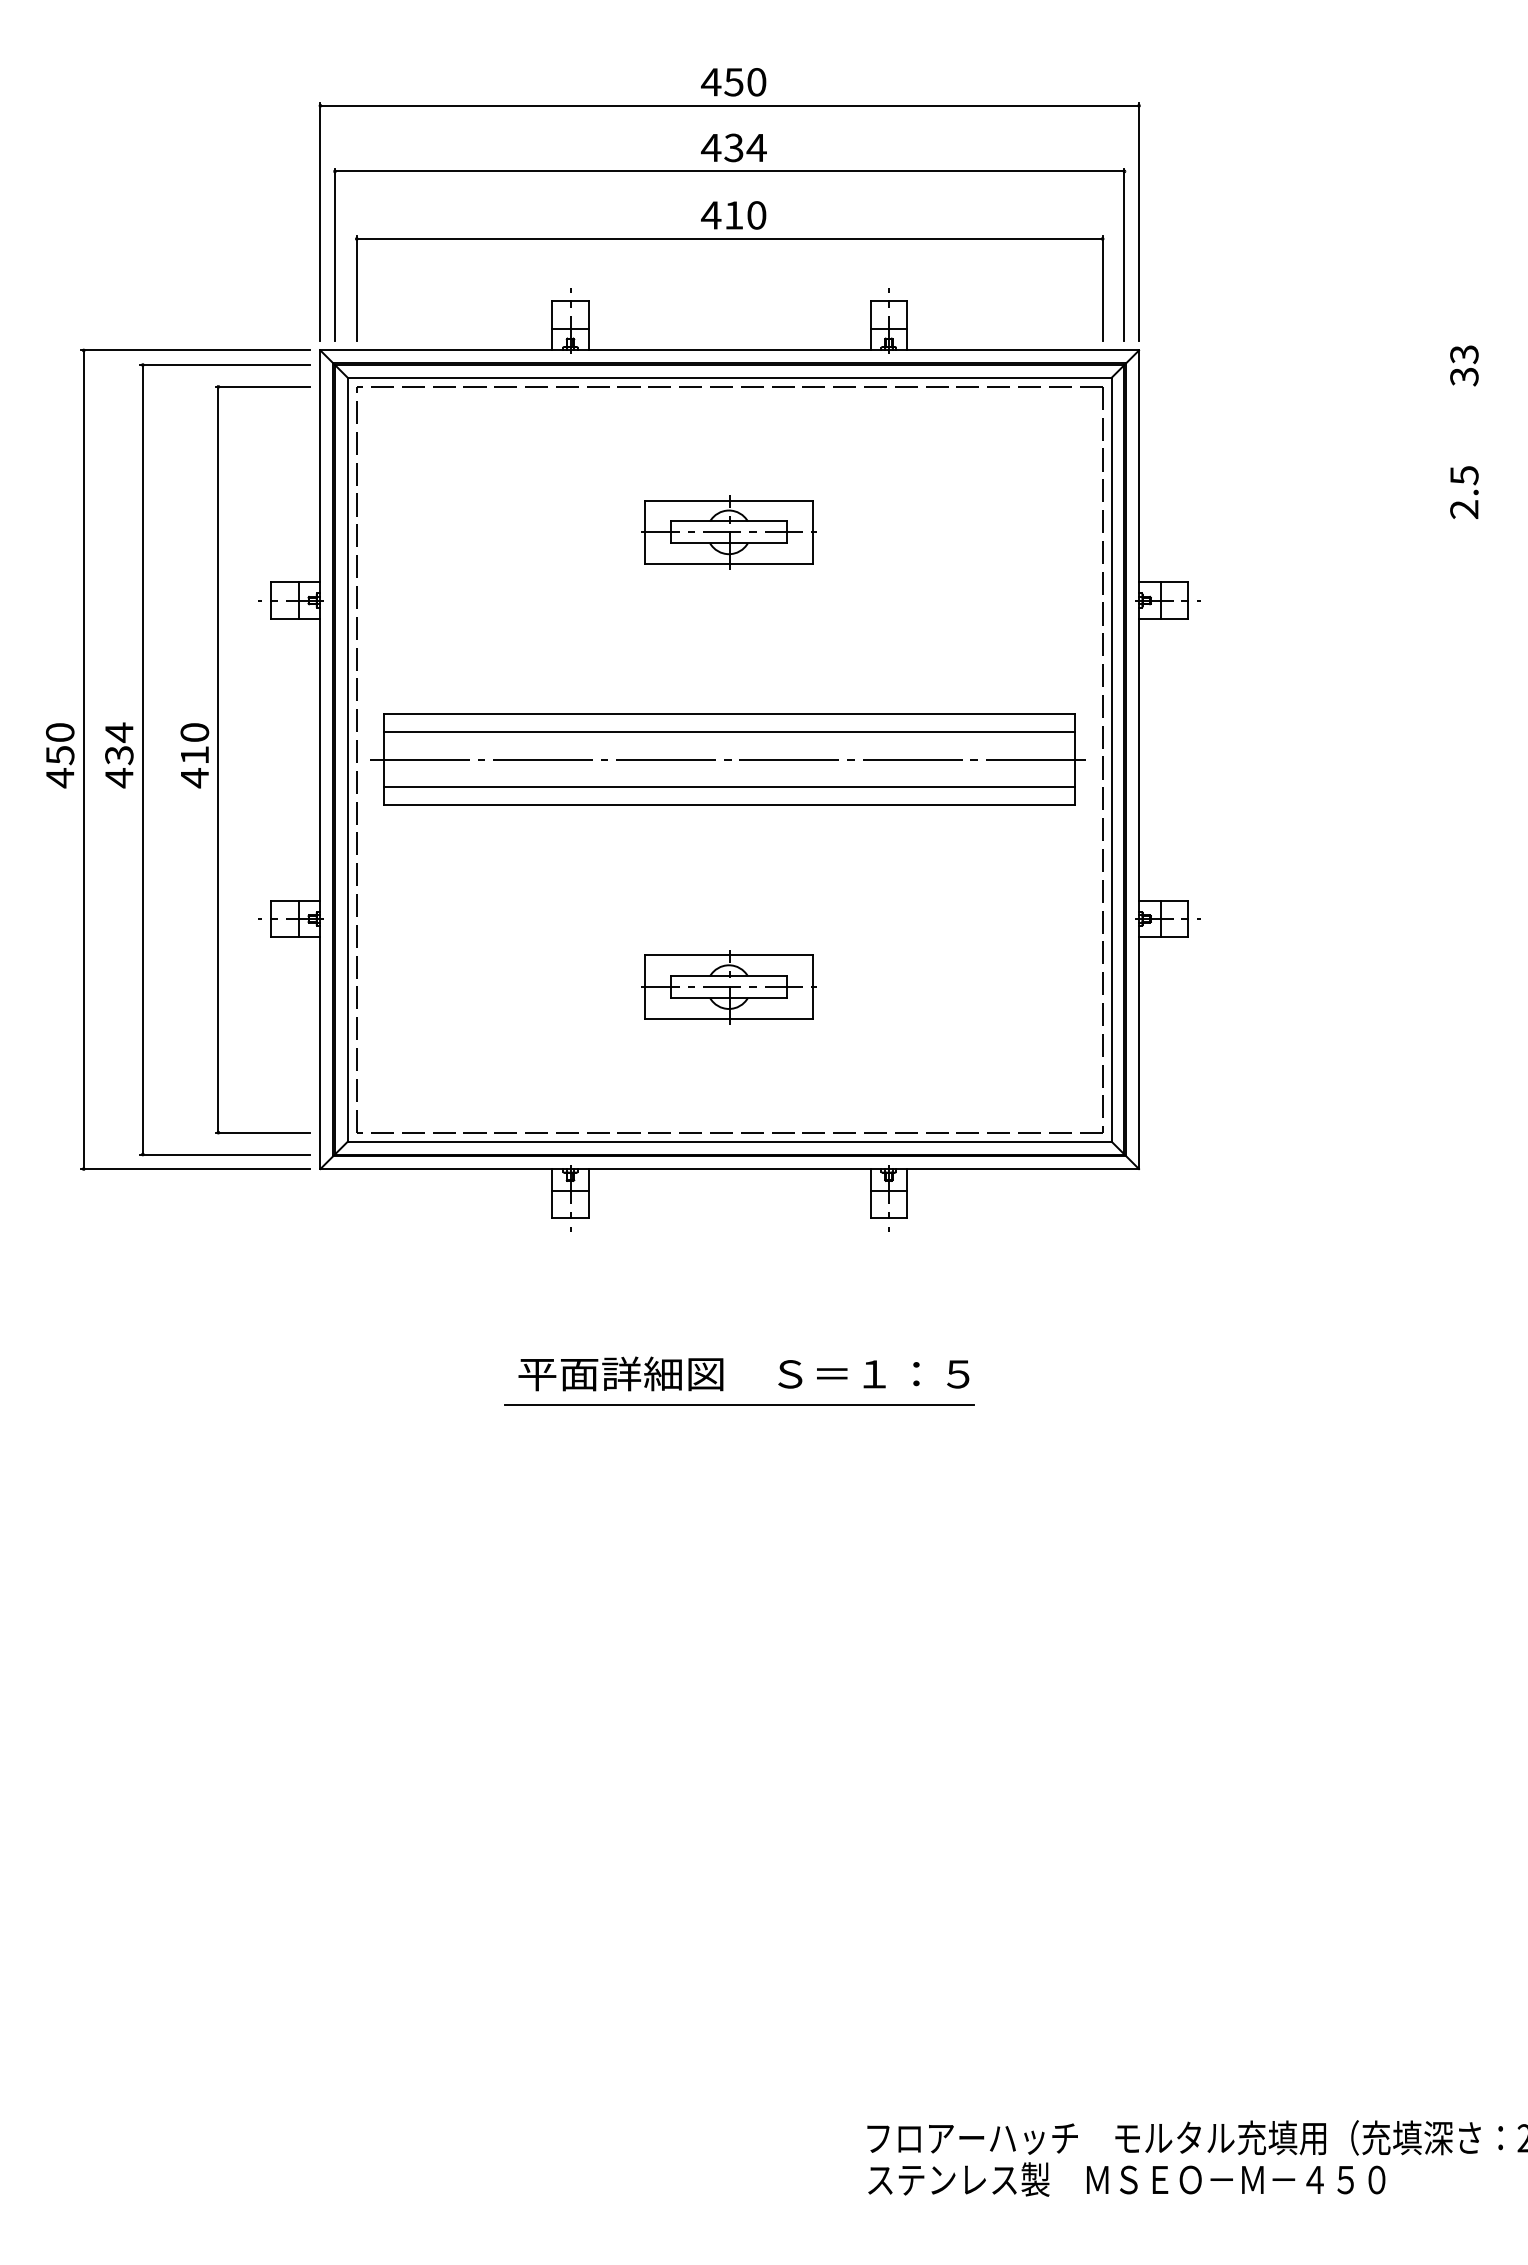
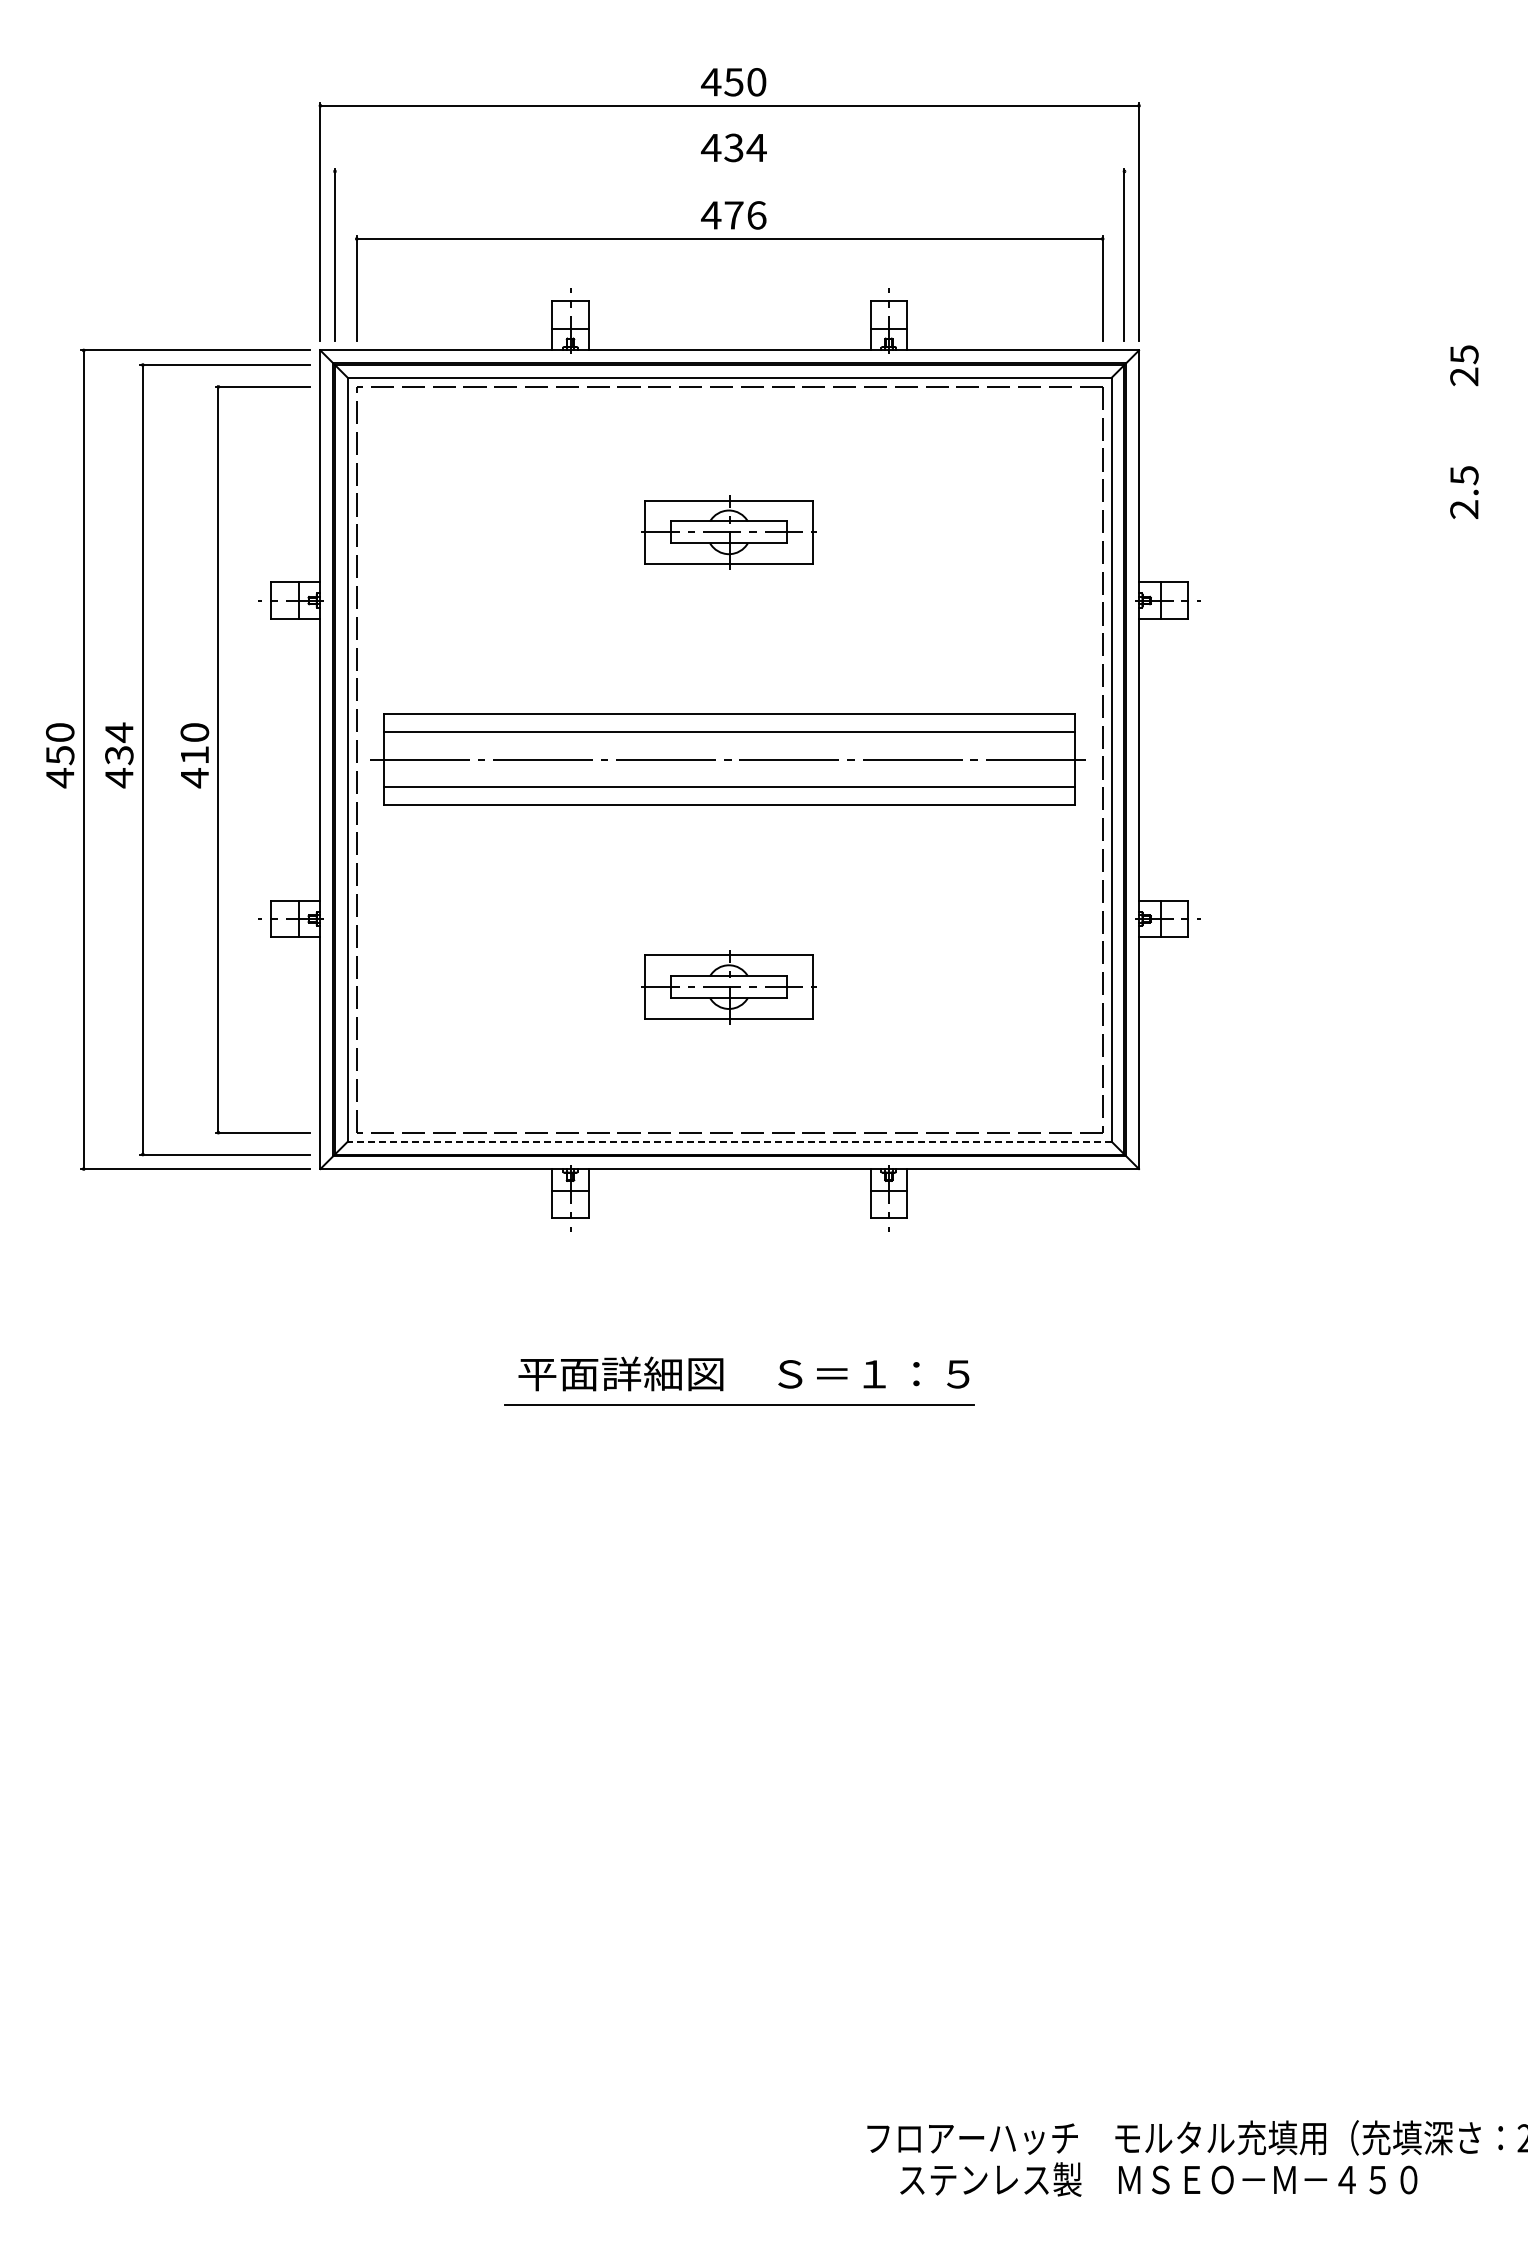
line: present -> none (729, 171)
text: 410 -> 476 (745, 215)
text: 33 -> 25 (1464, 365)
line: solid -> dashed (729, 1141)
text position: (1126, 2179) -> (1158, 2179) (1158, 2179)
